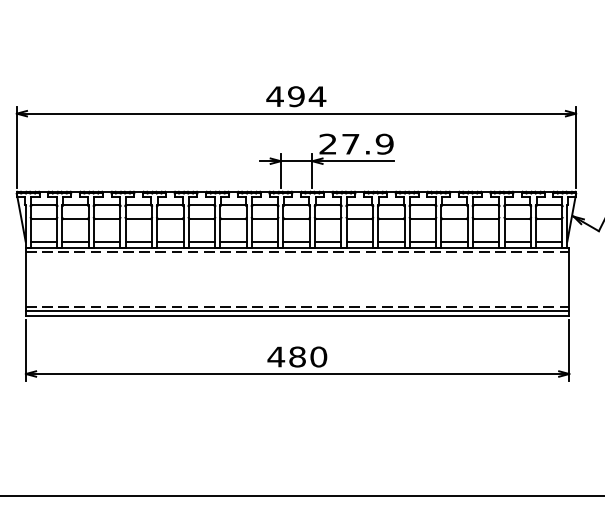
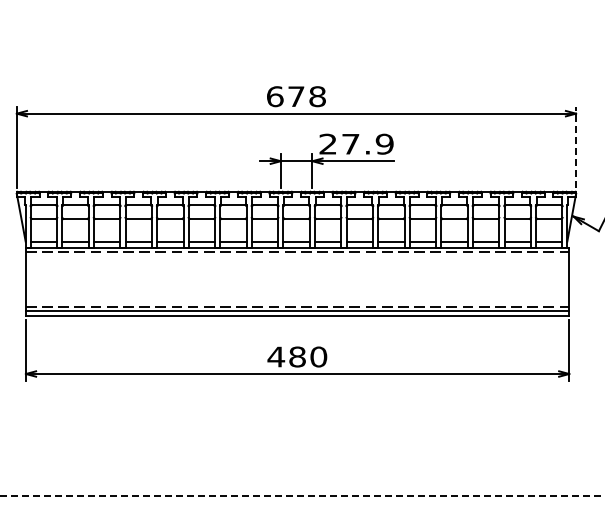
text: 494 -> 678 (296, 96)
line: solid -> dashed (576, 147)
line: solid -> dashed (302, 496)
